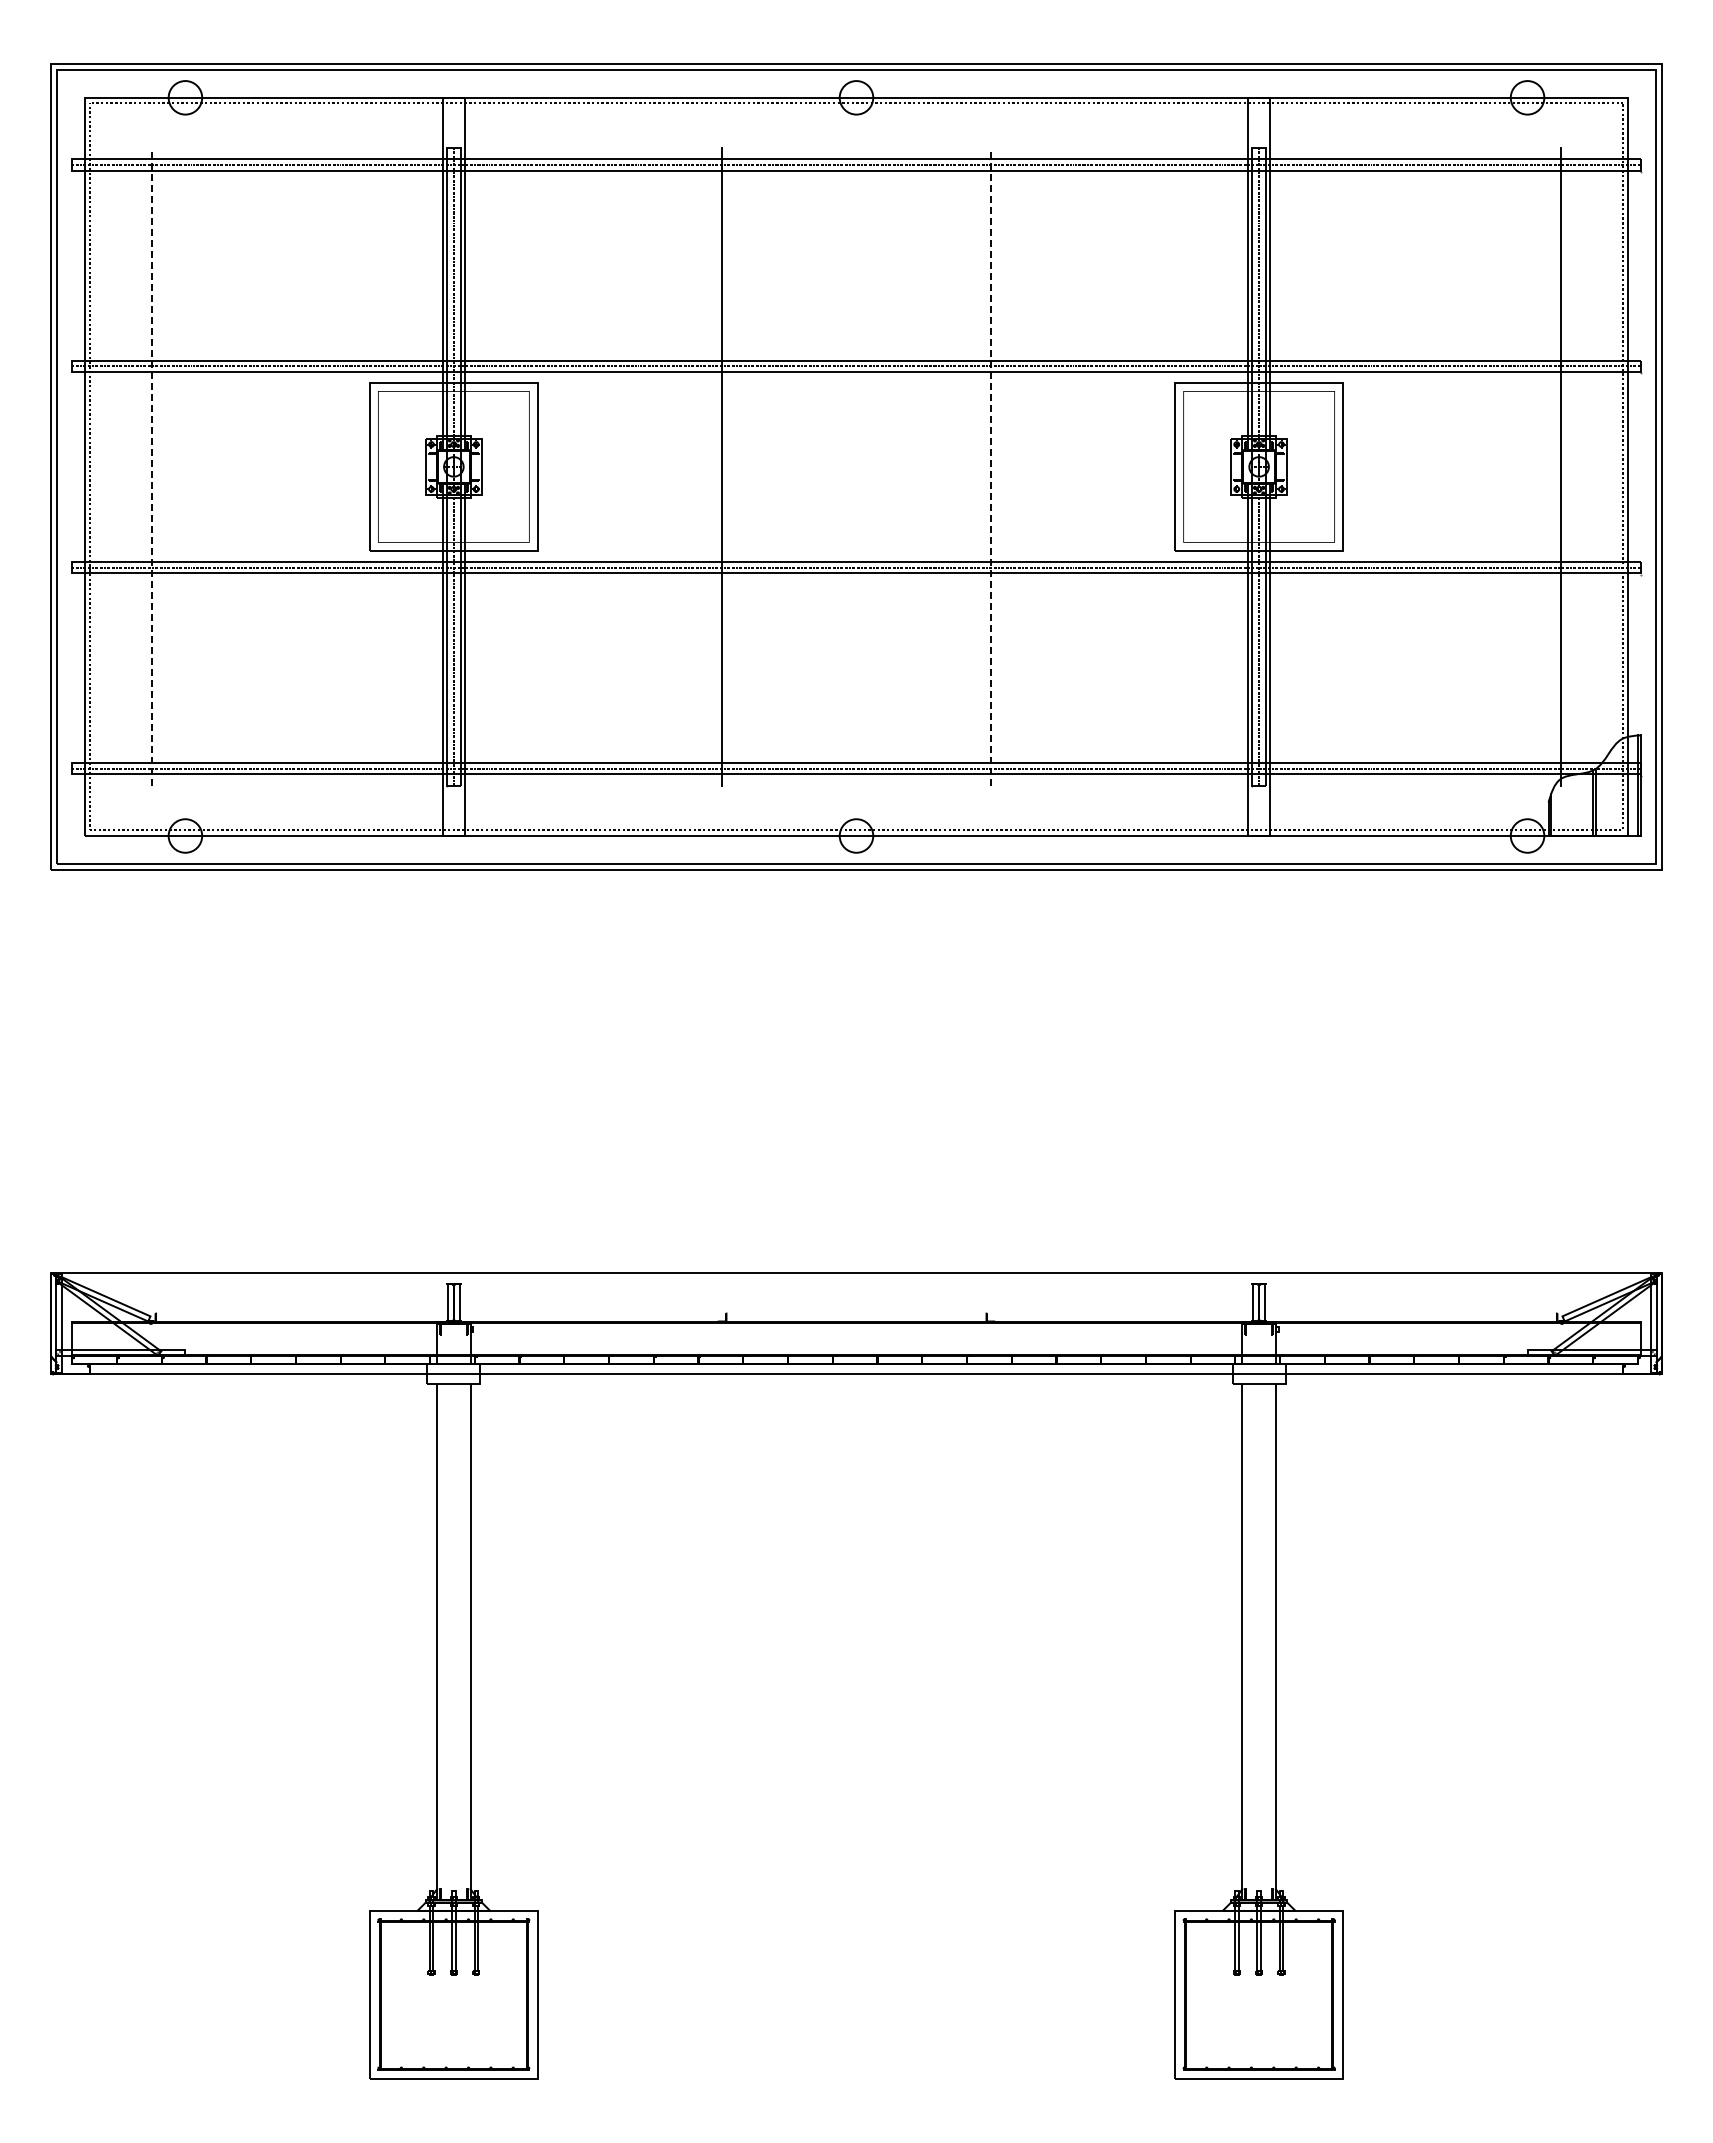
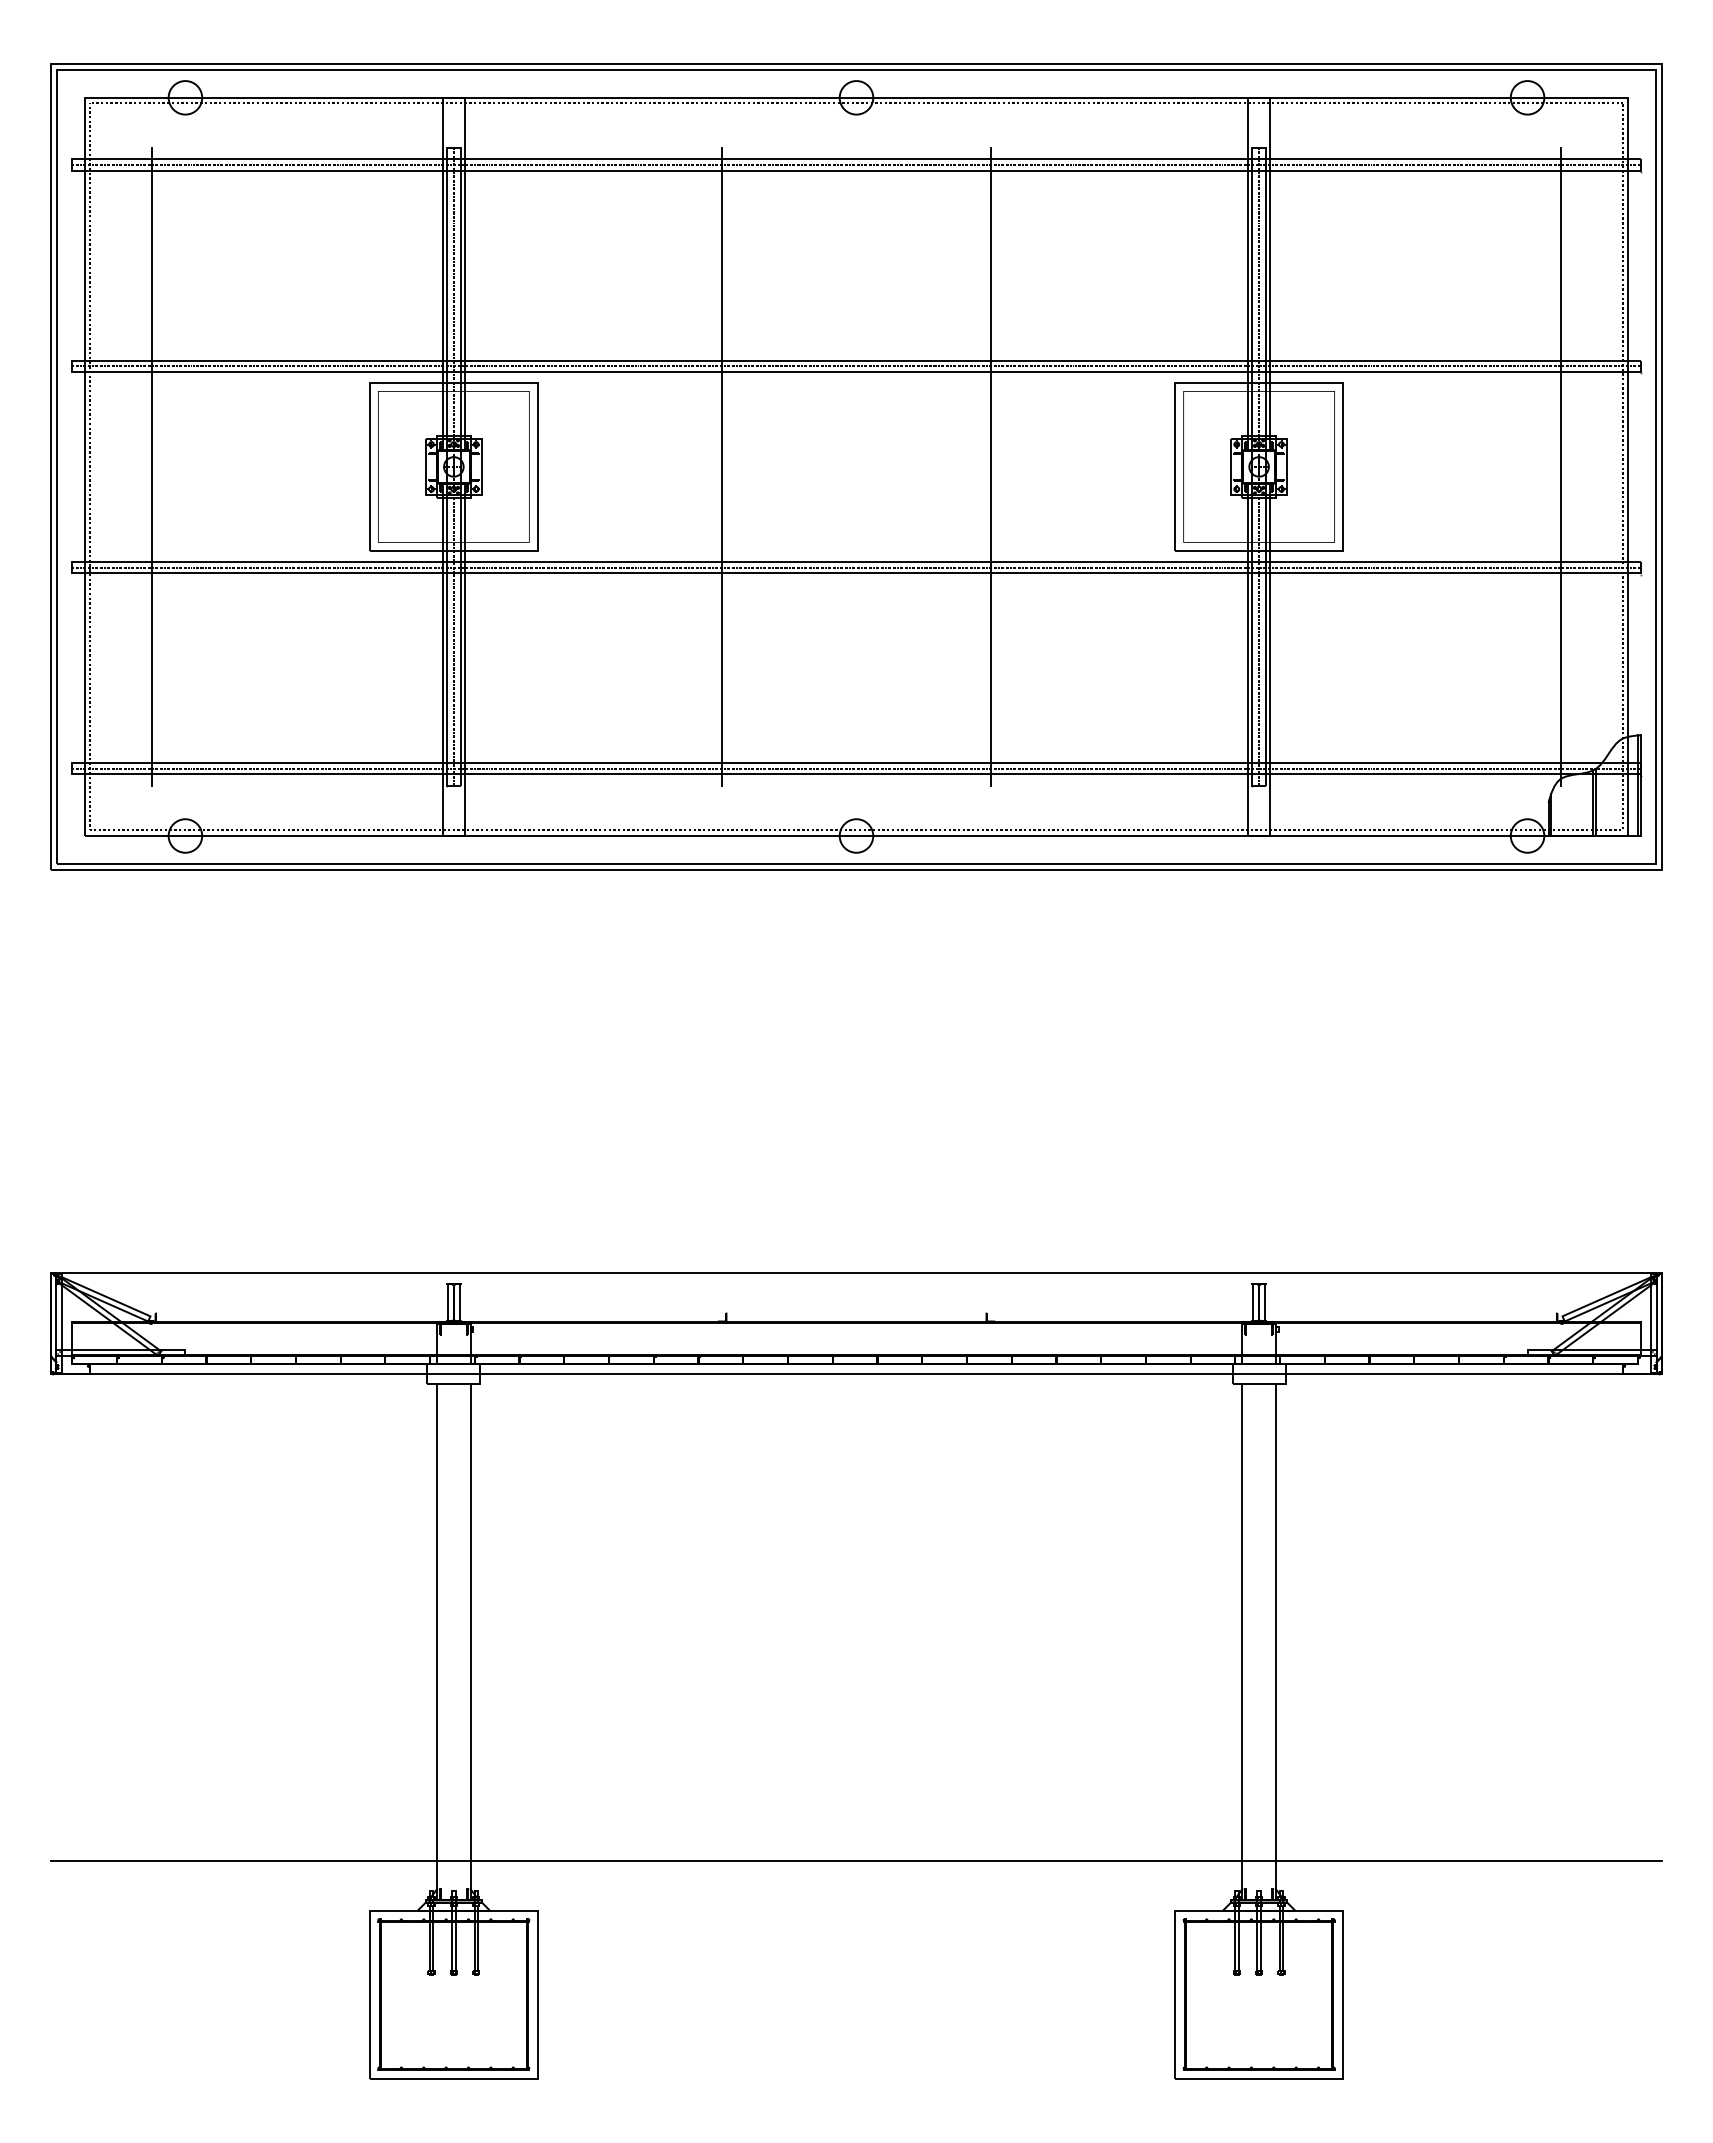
line: dashed -> solid (151, 466)
line: dashed -> solid (990, 466)
line: none -> present (856, 1860)
